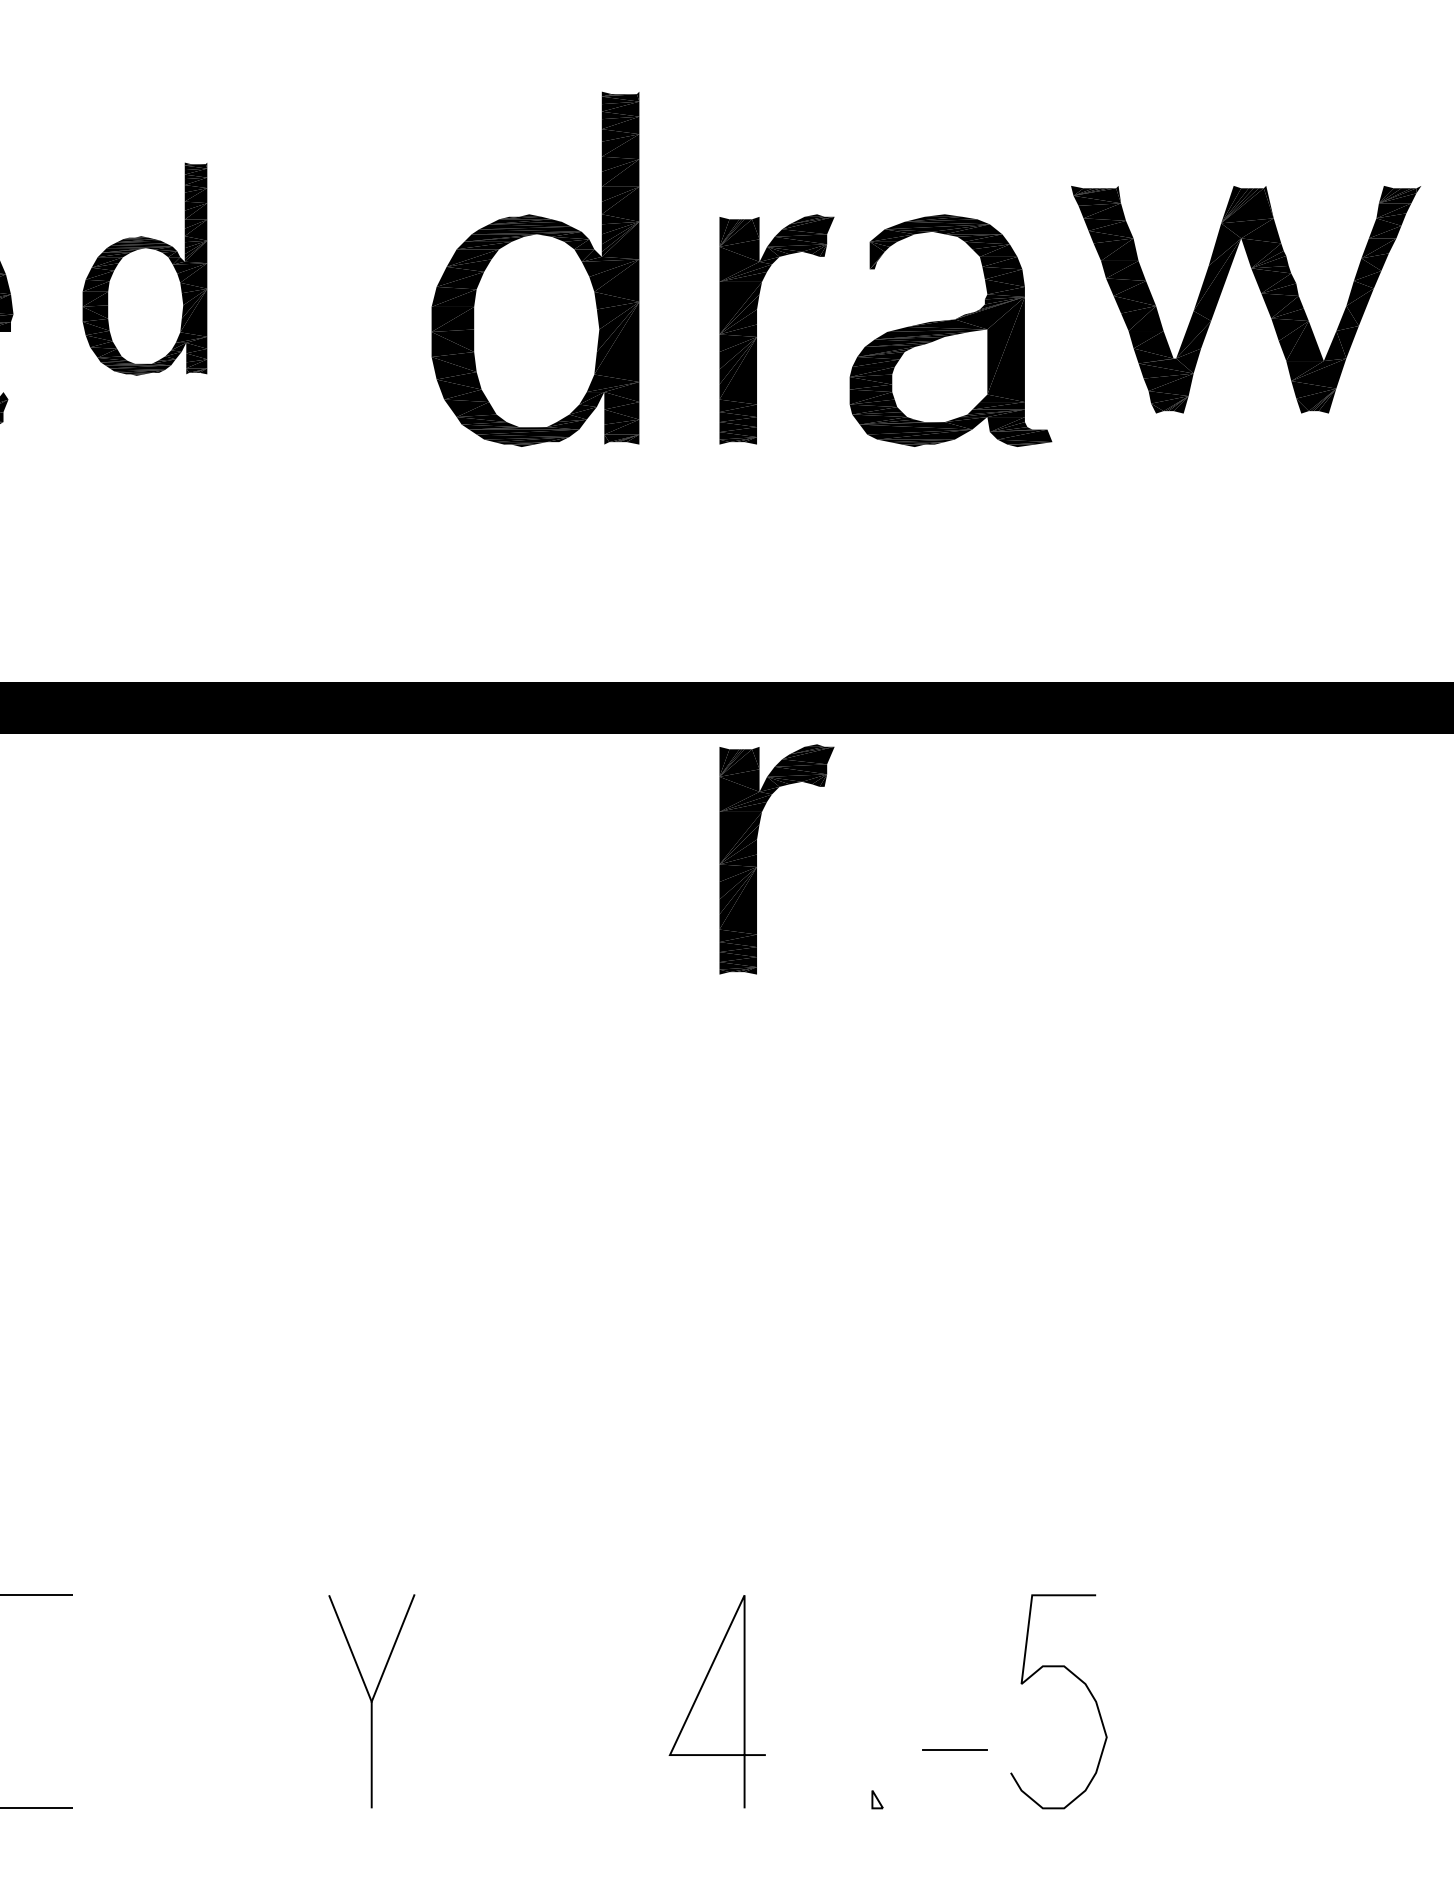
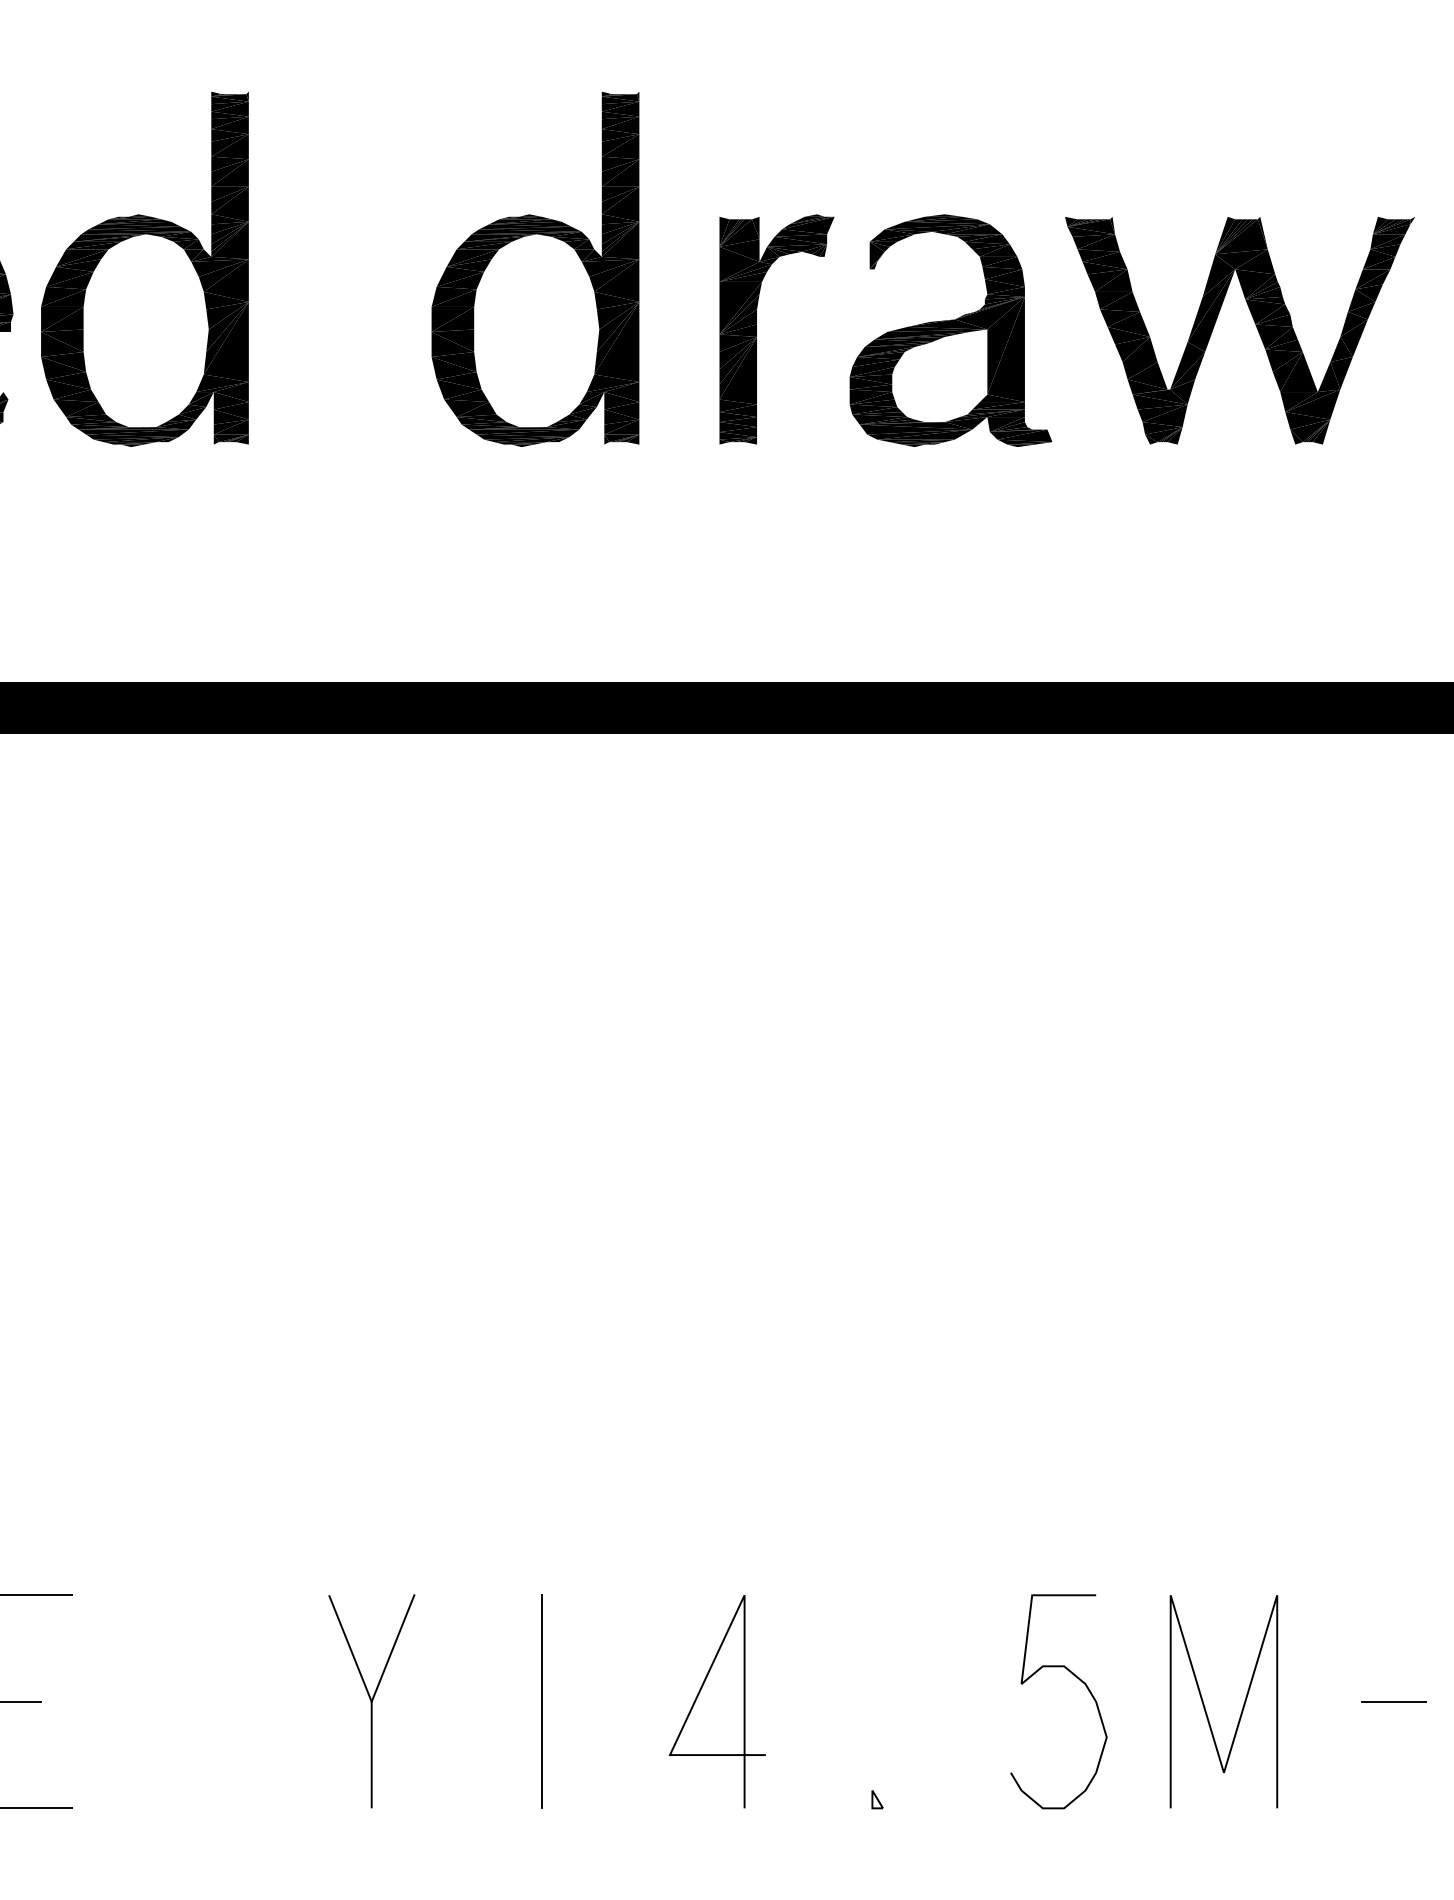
part size: 126x214 px -> 208x356 px (144, 268)
part position: (1260, 292) -> (1254, 323) (1254, 323)
part: present -> none (756, 859)
line: none -> present (21, 1701)
line: none -> present (542, 1701)
line: none -> present (1205, 1707)
line position: (954, 1749) -> (1393, 1701) (1393, 1701)
